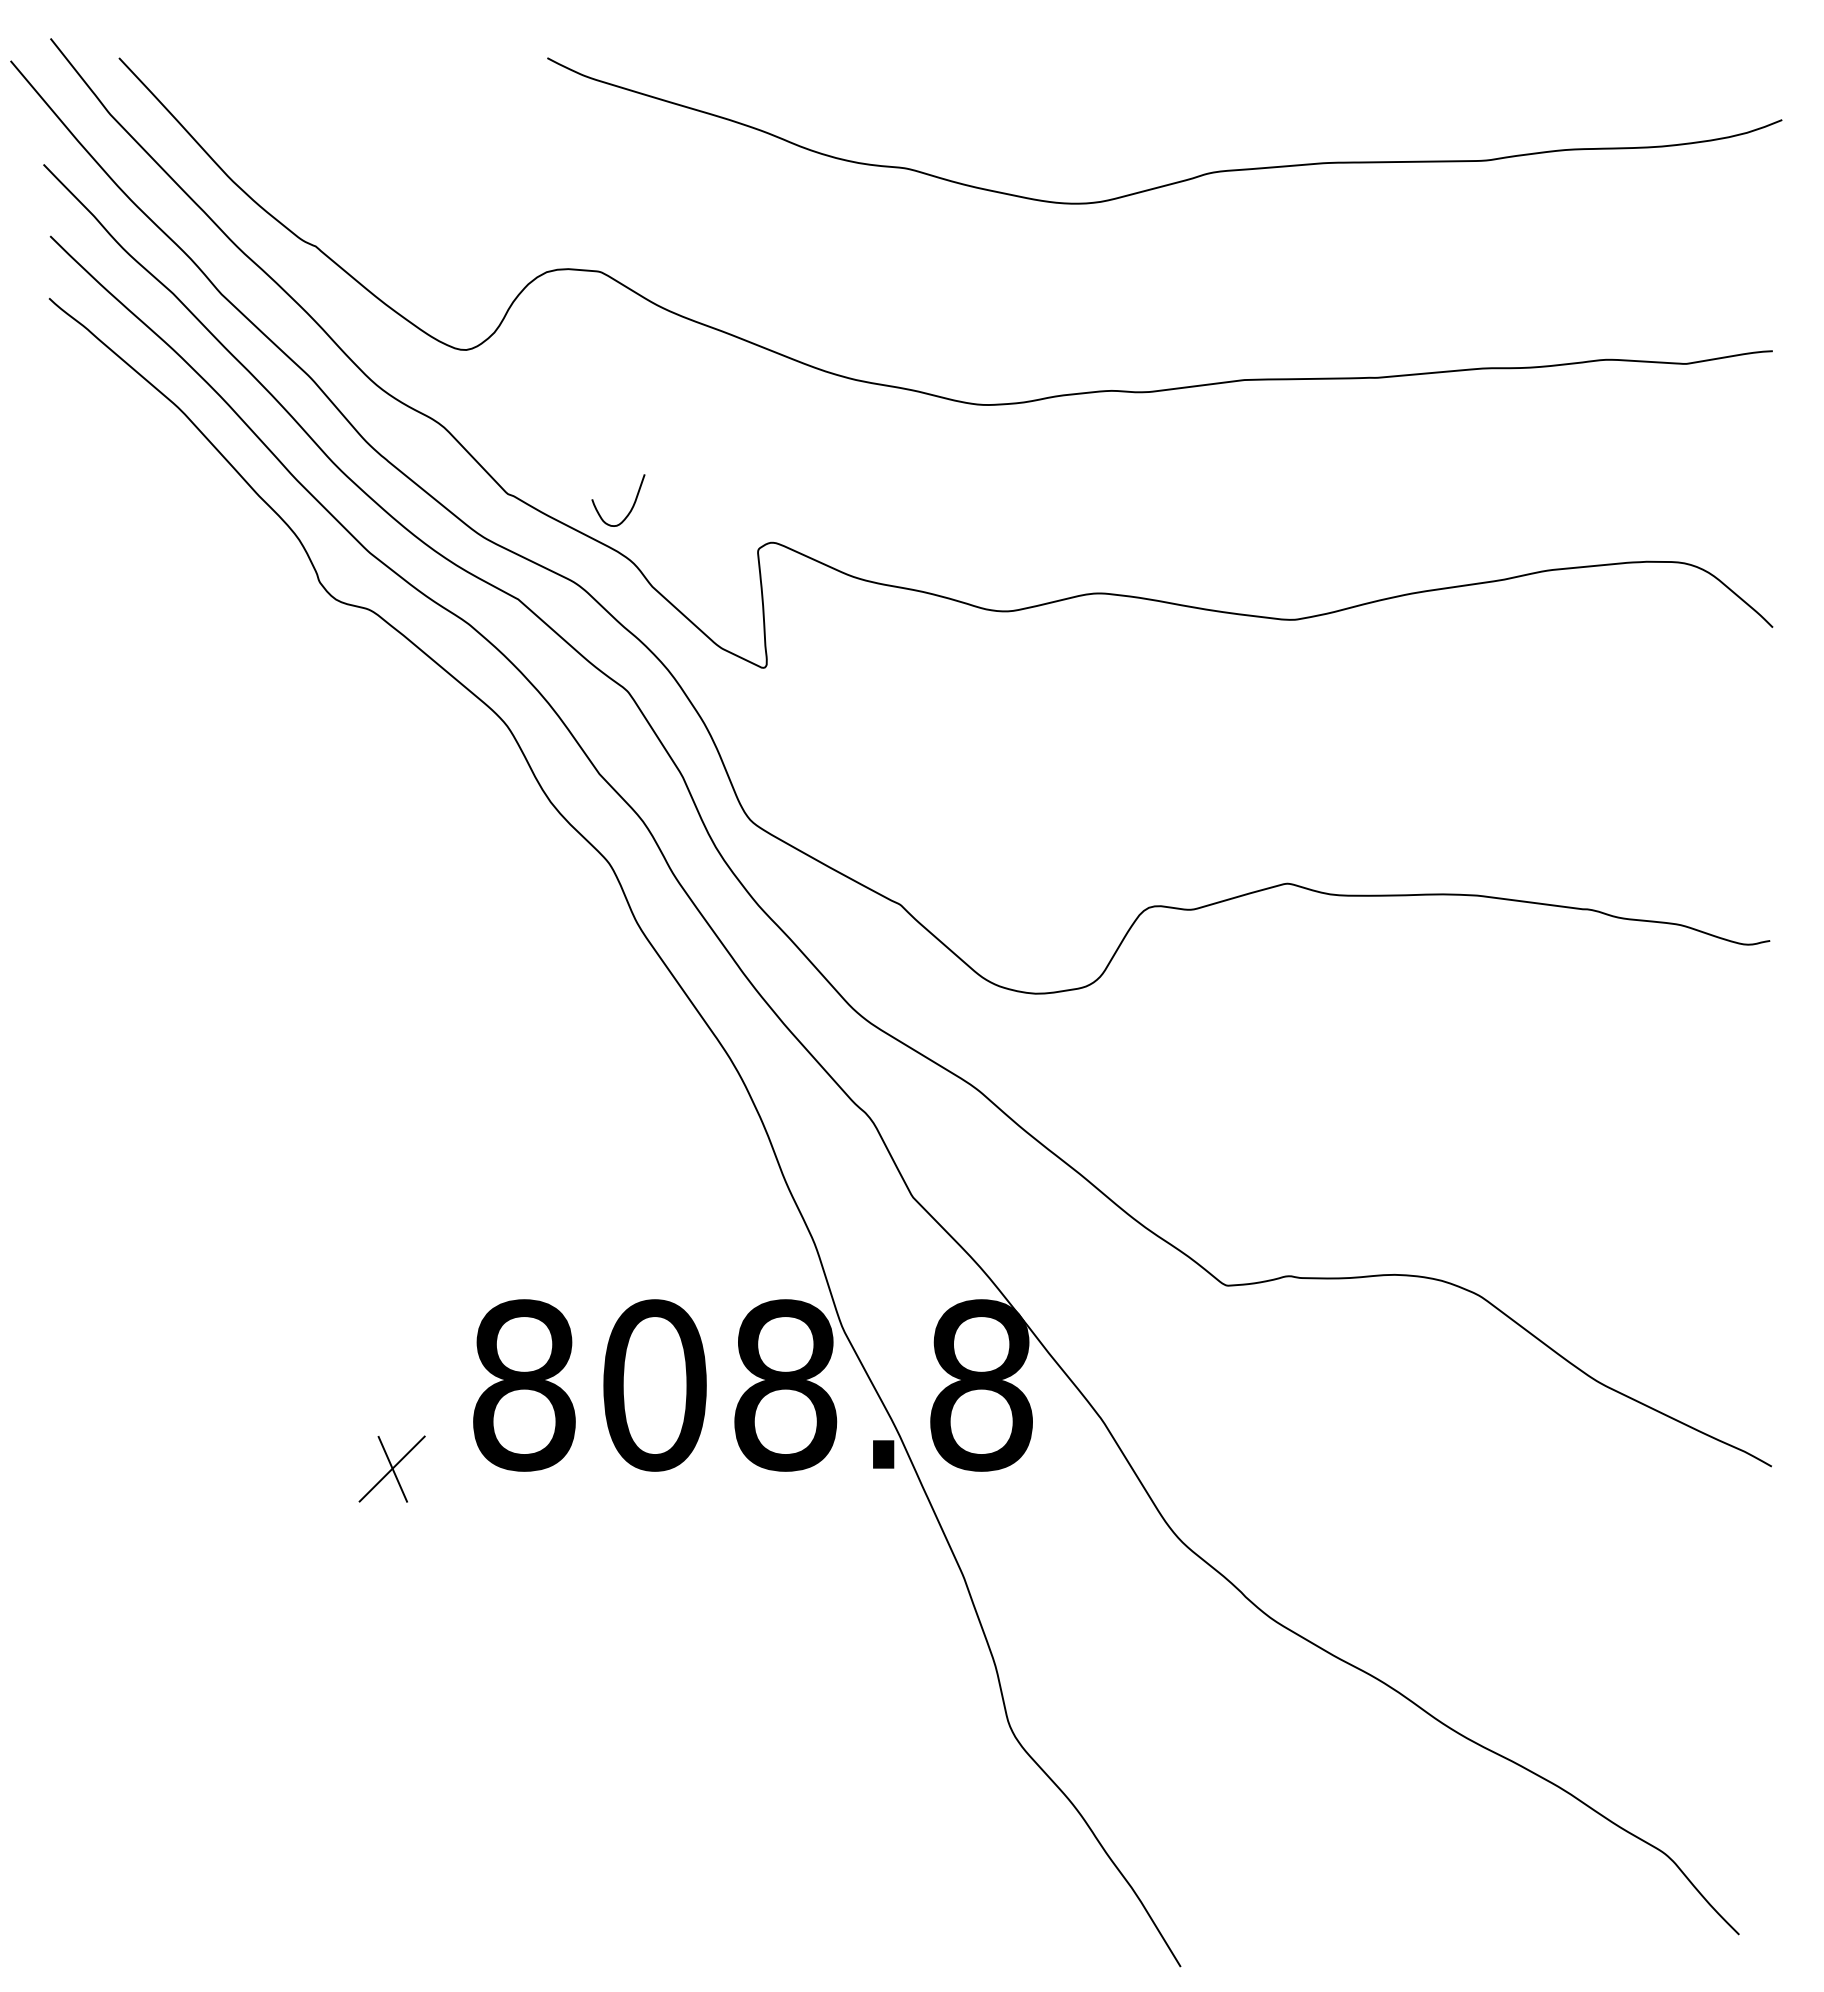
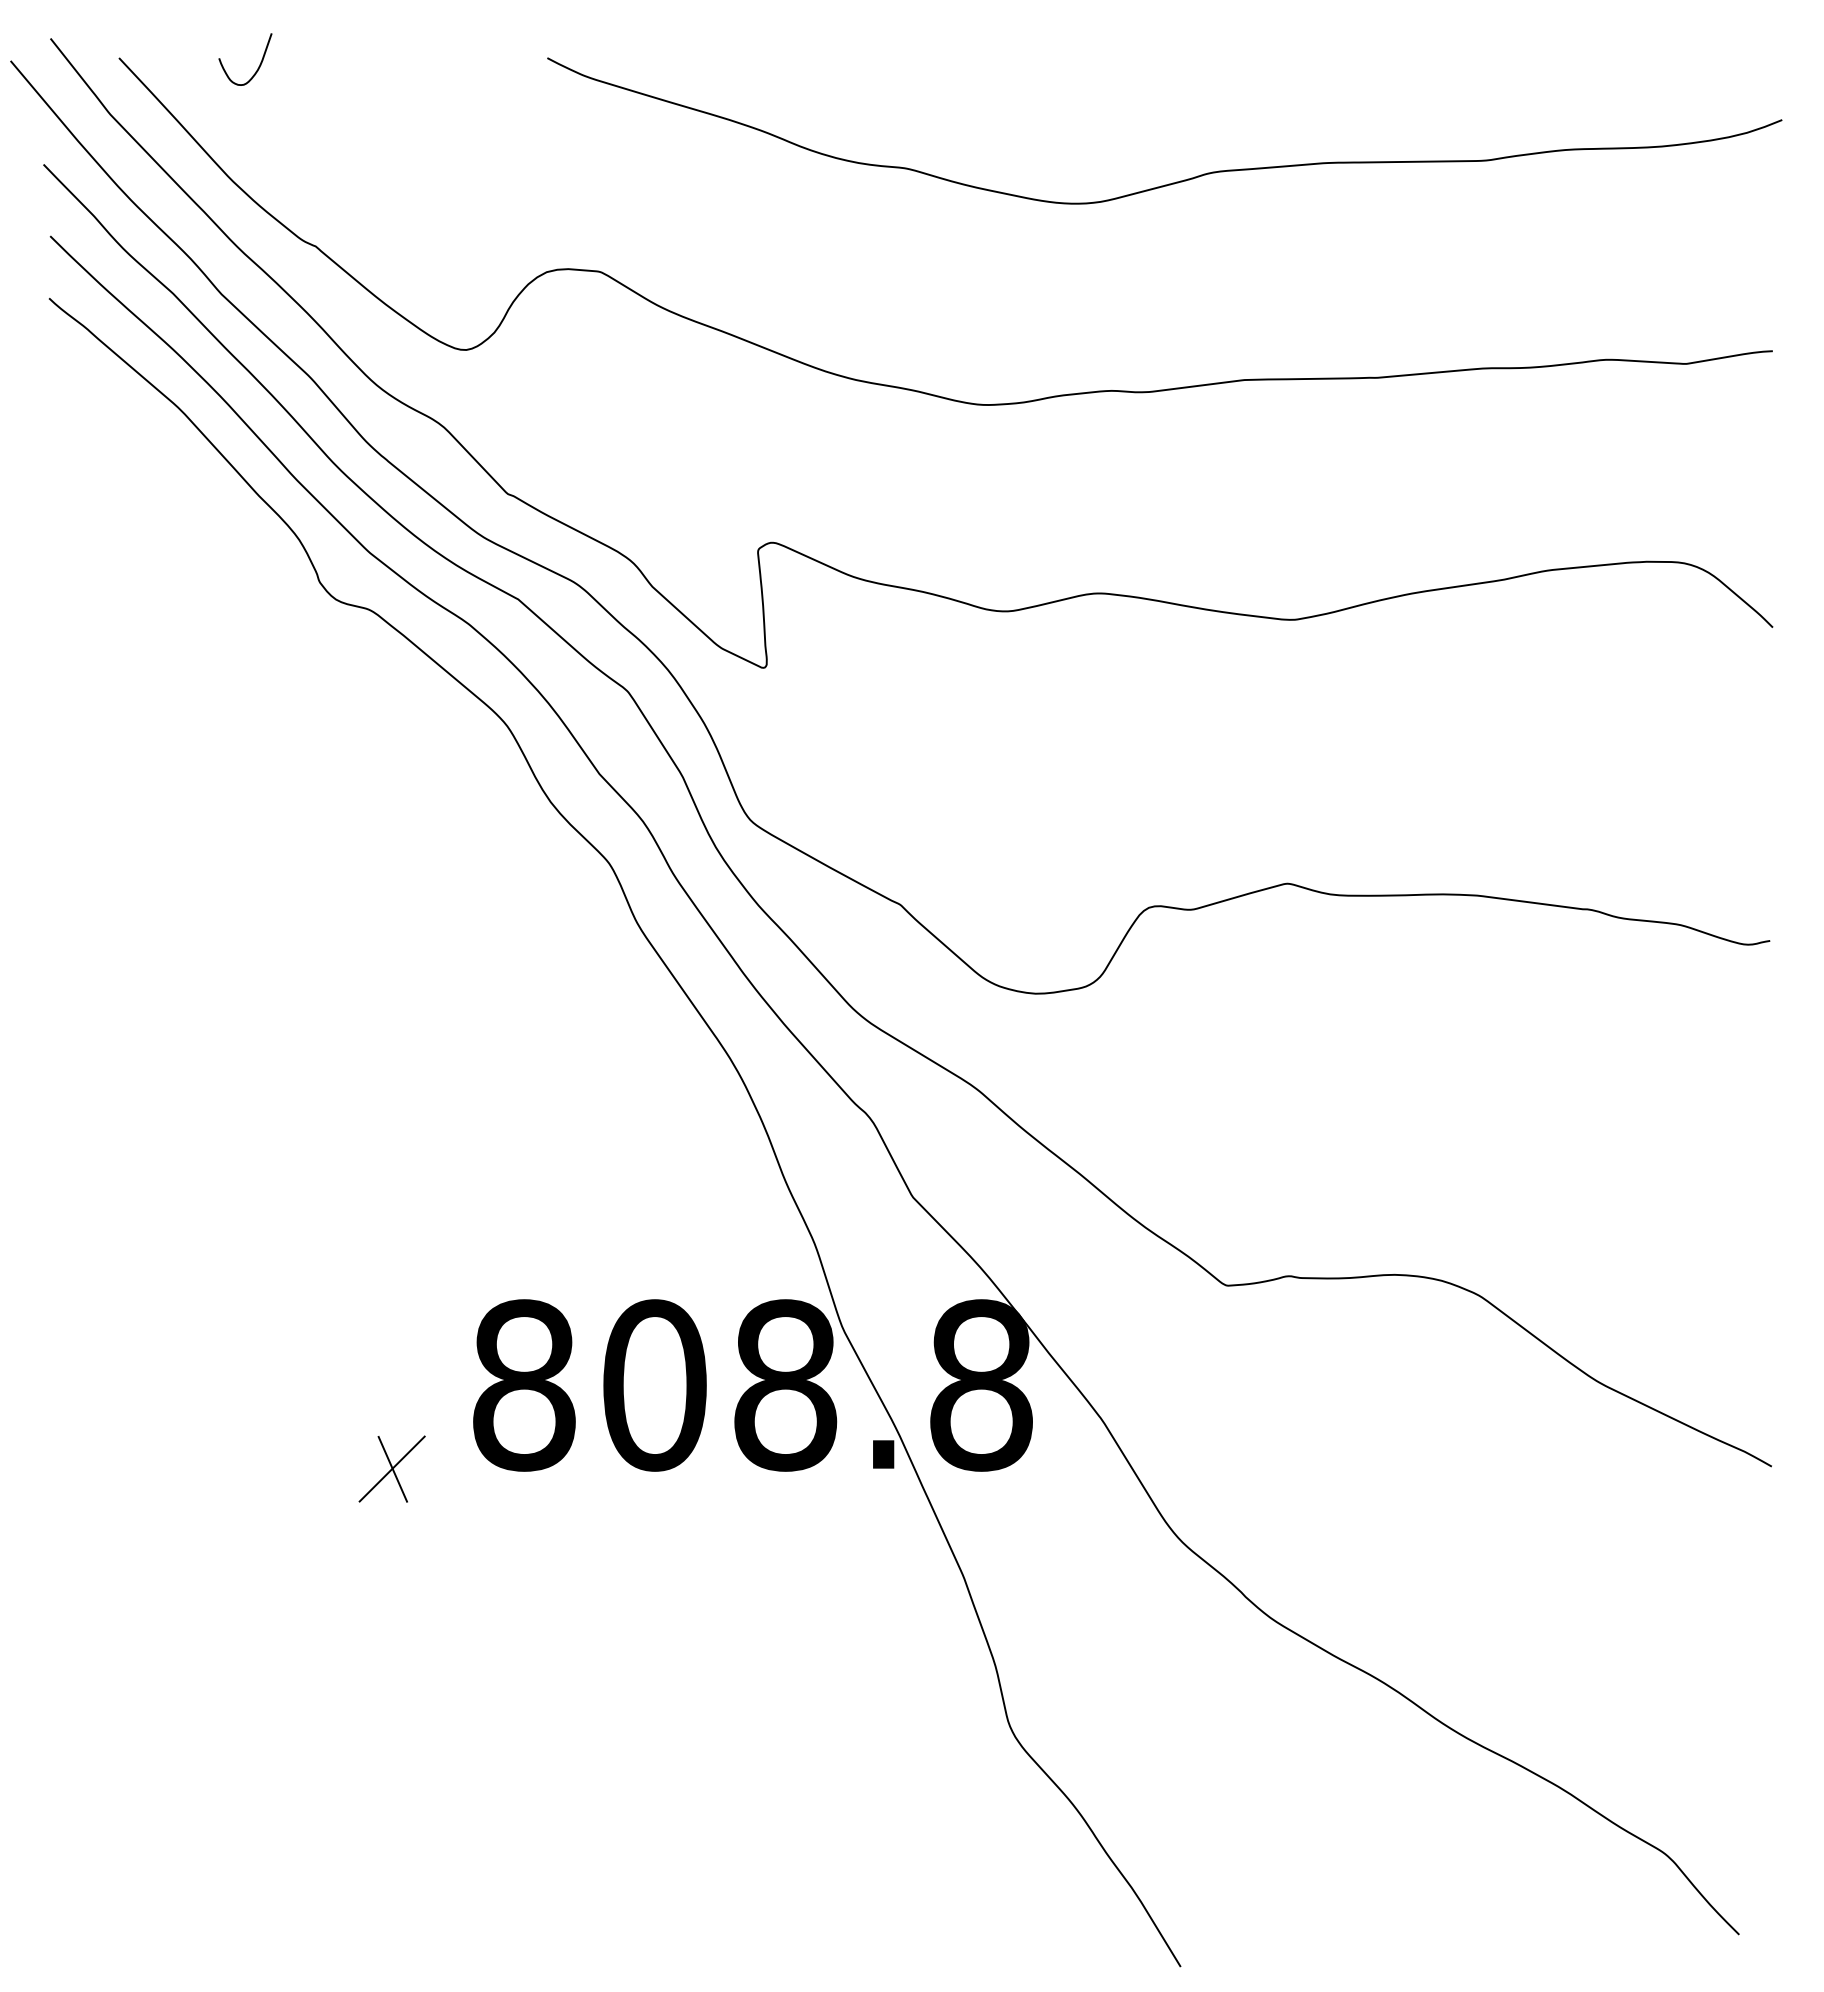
curve position: (631, 507) -> (258, 66) (258, 66)
